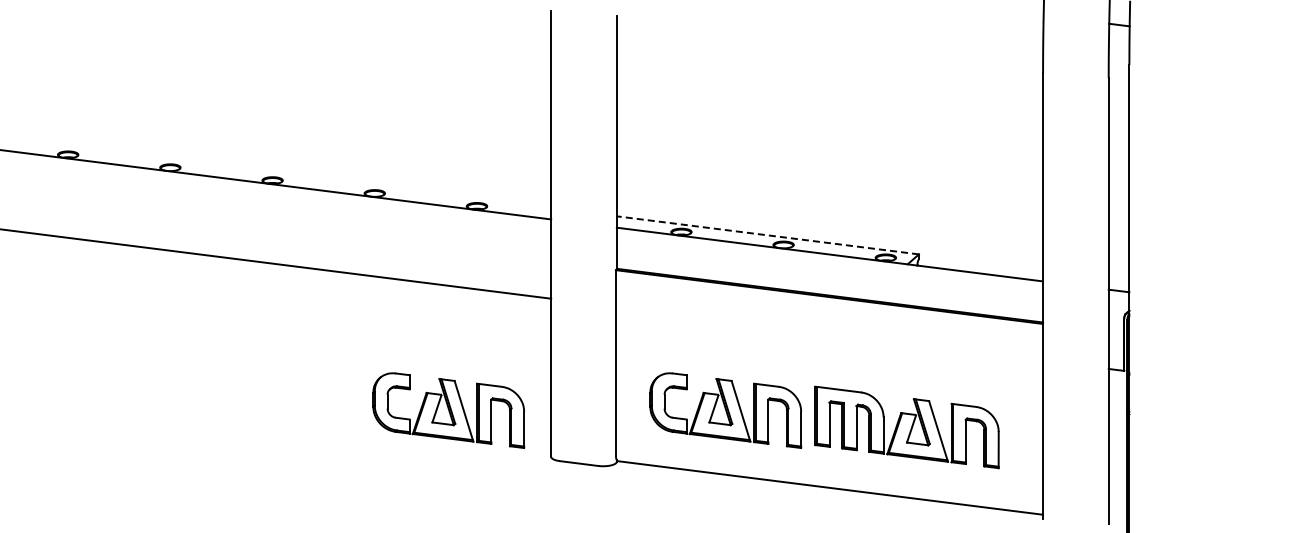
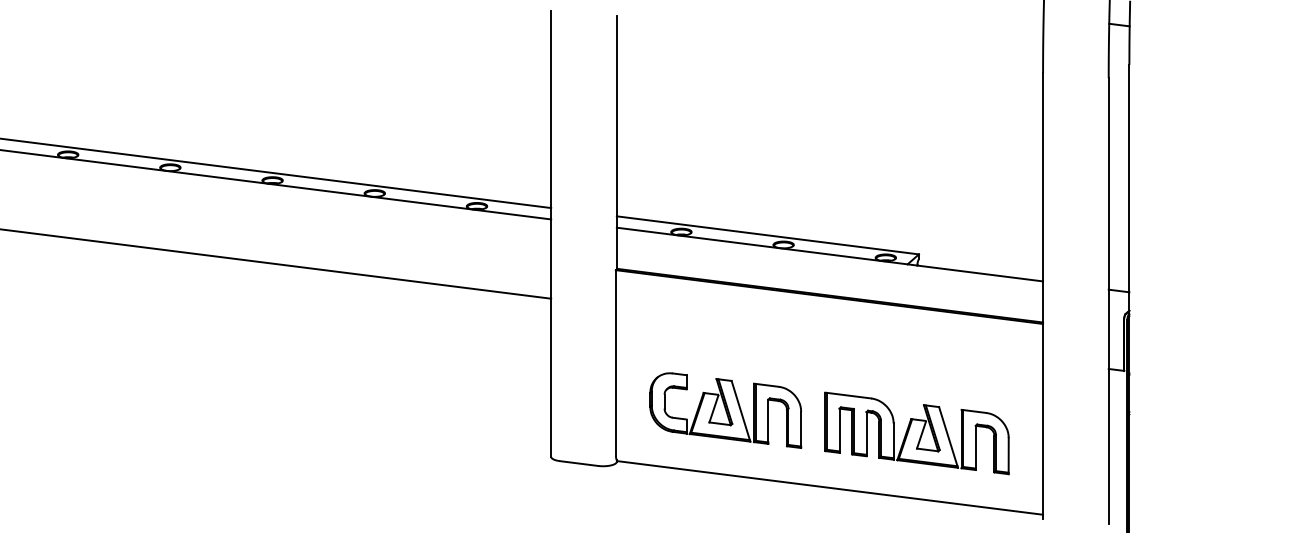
line: none -> present (276, 173)
line: dashed -> solid (767, 235)
part: present -> none (448, 410)
part position: (906, 427) -> (916, 433) (916, 433)
